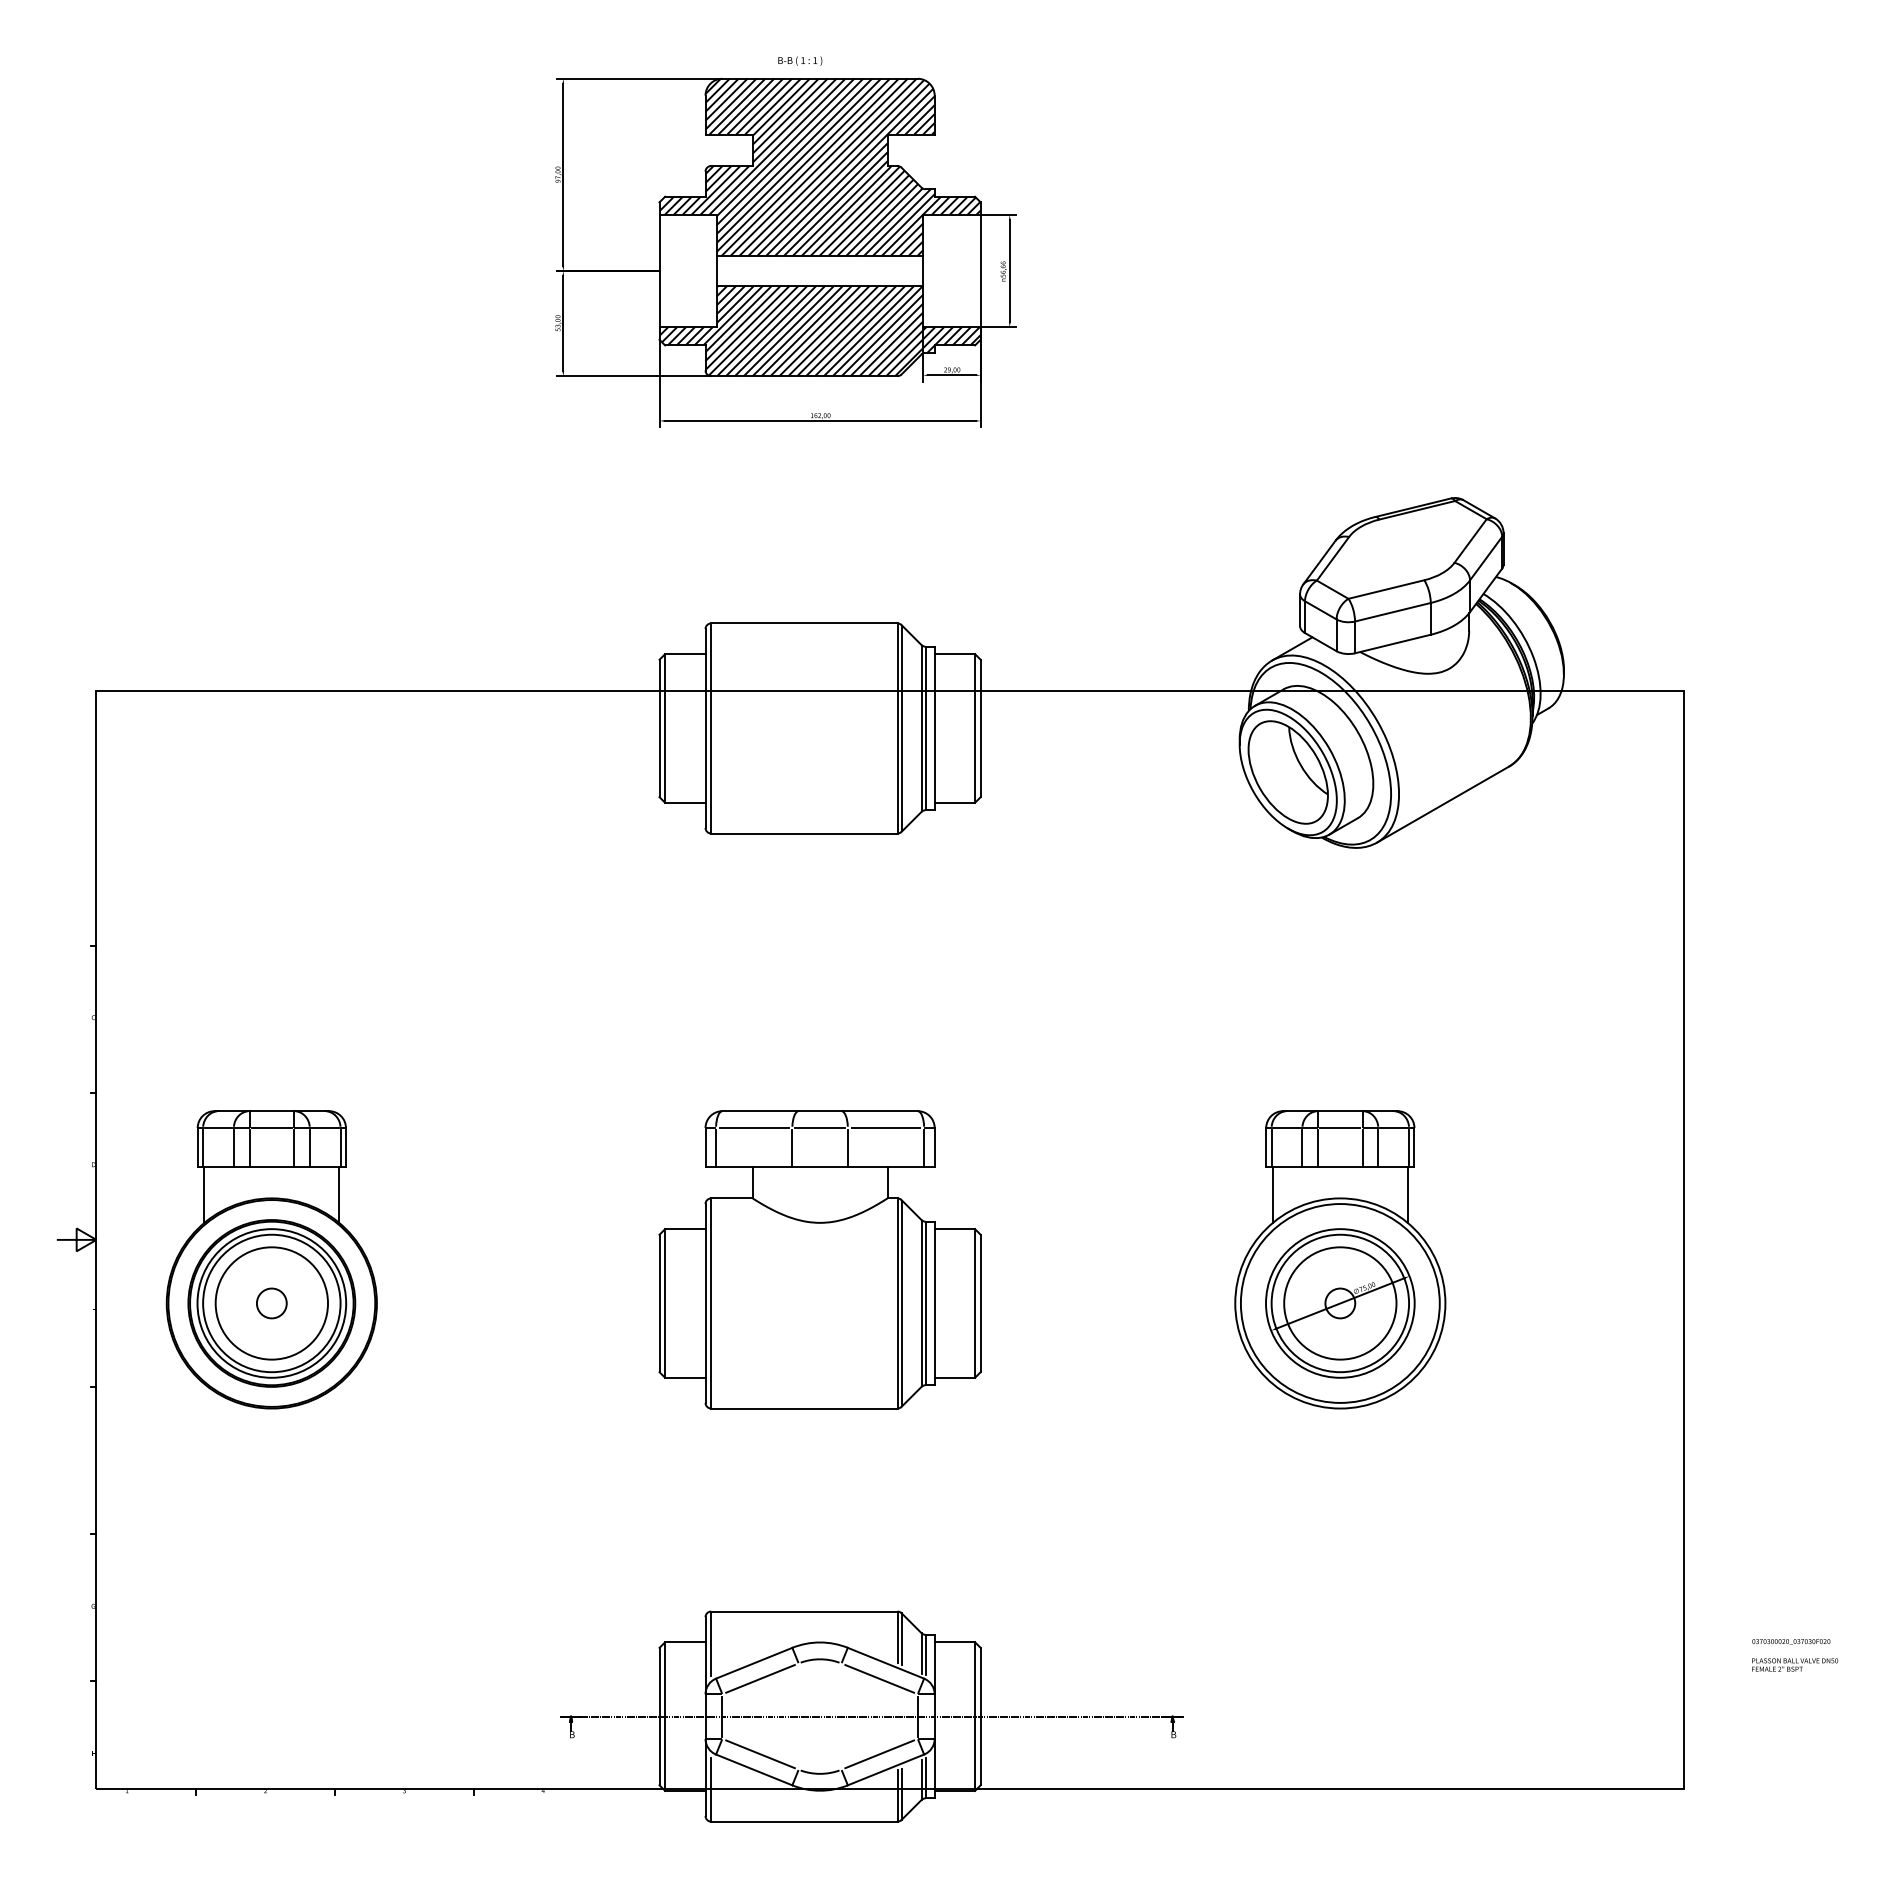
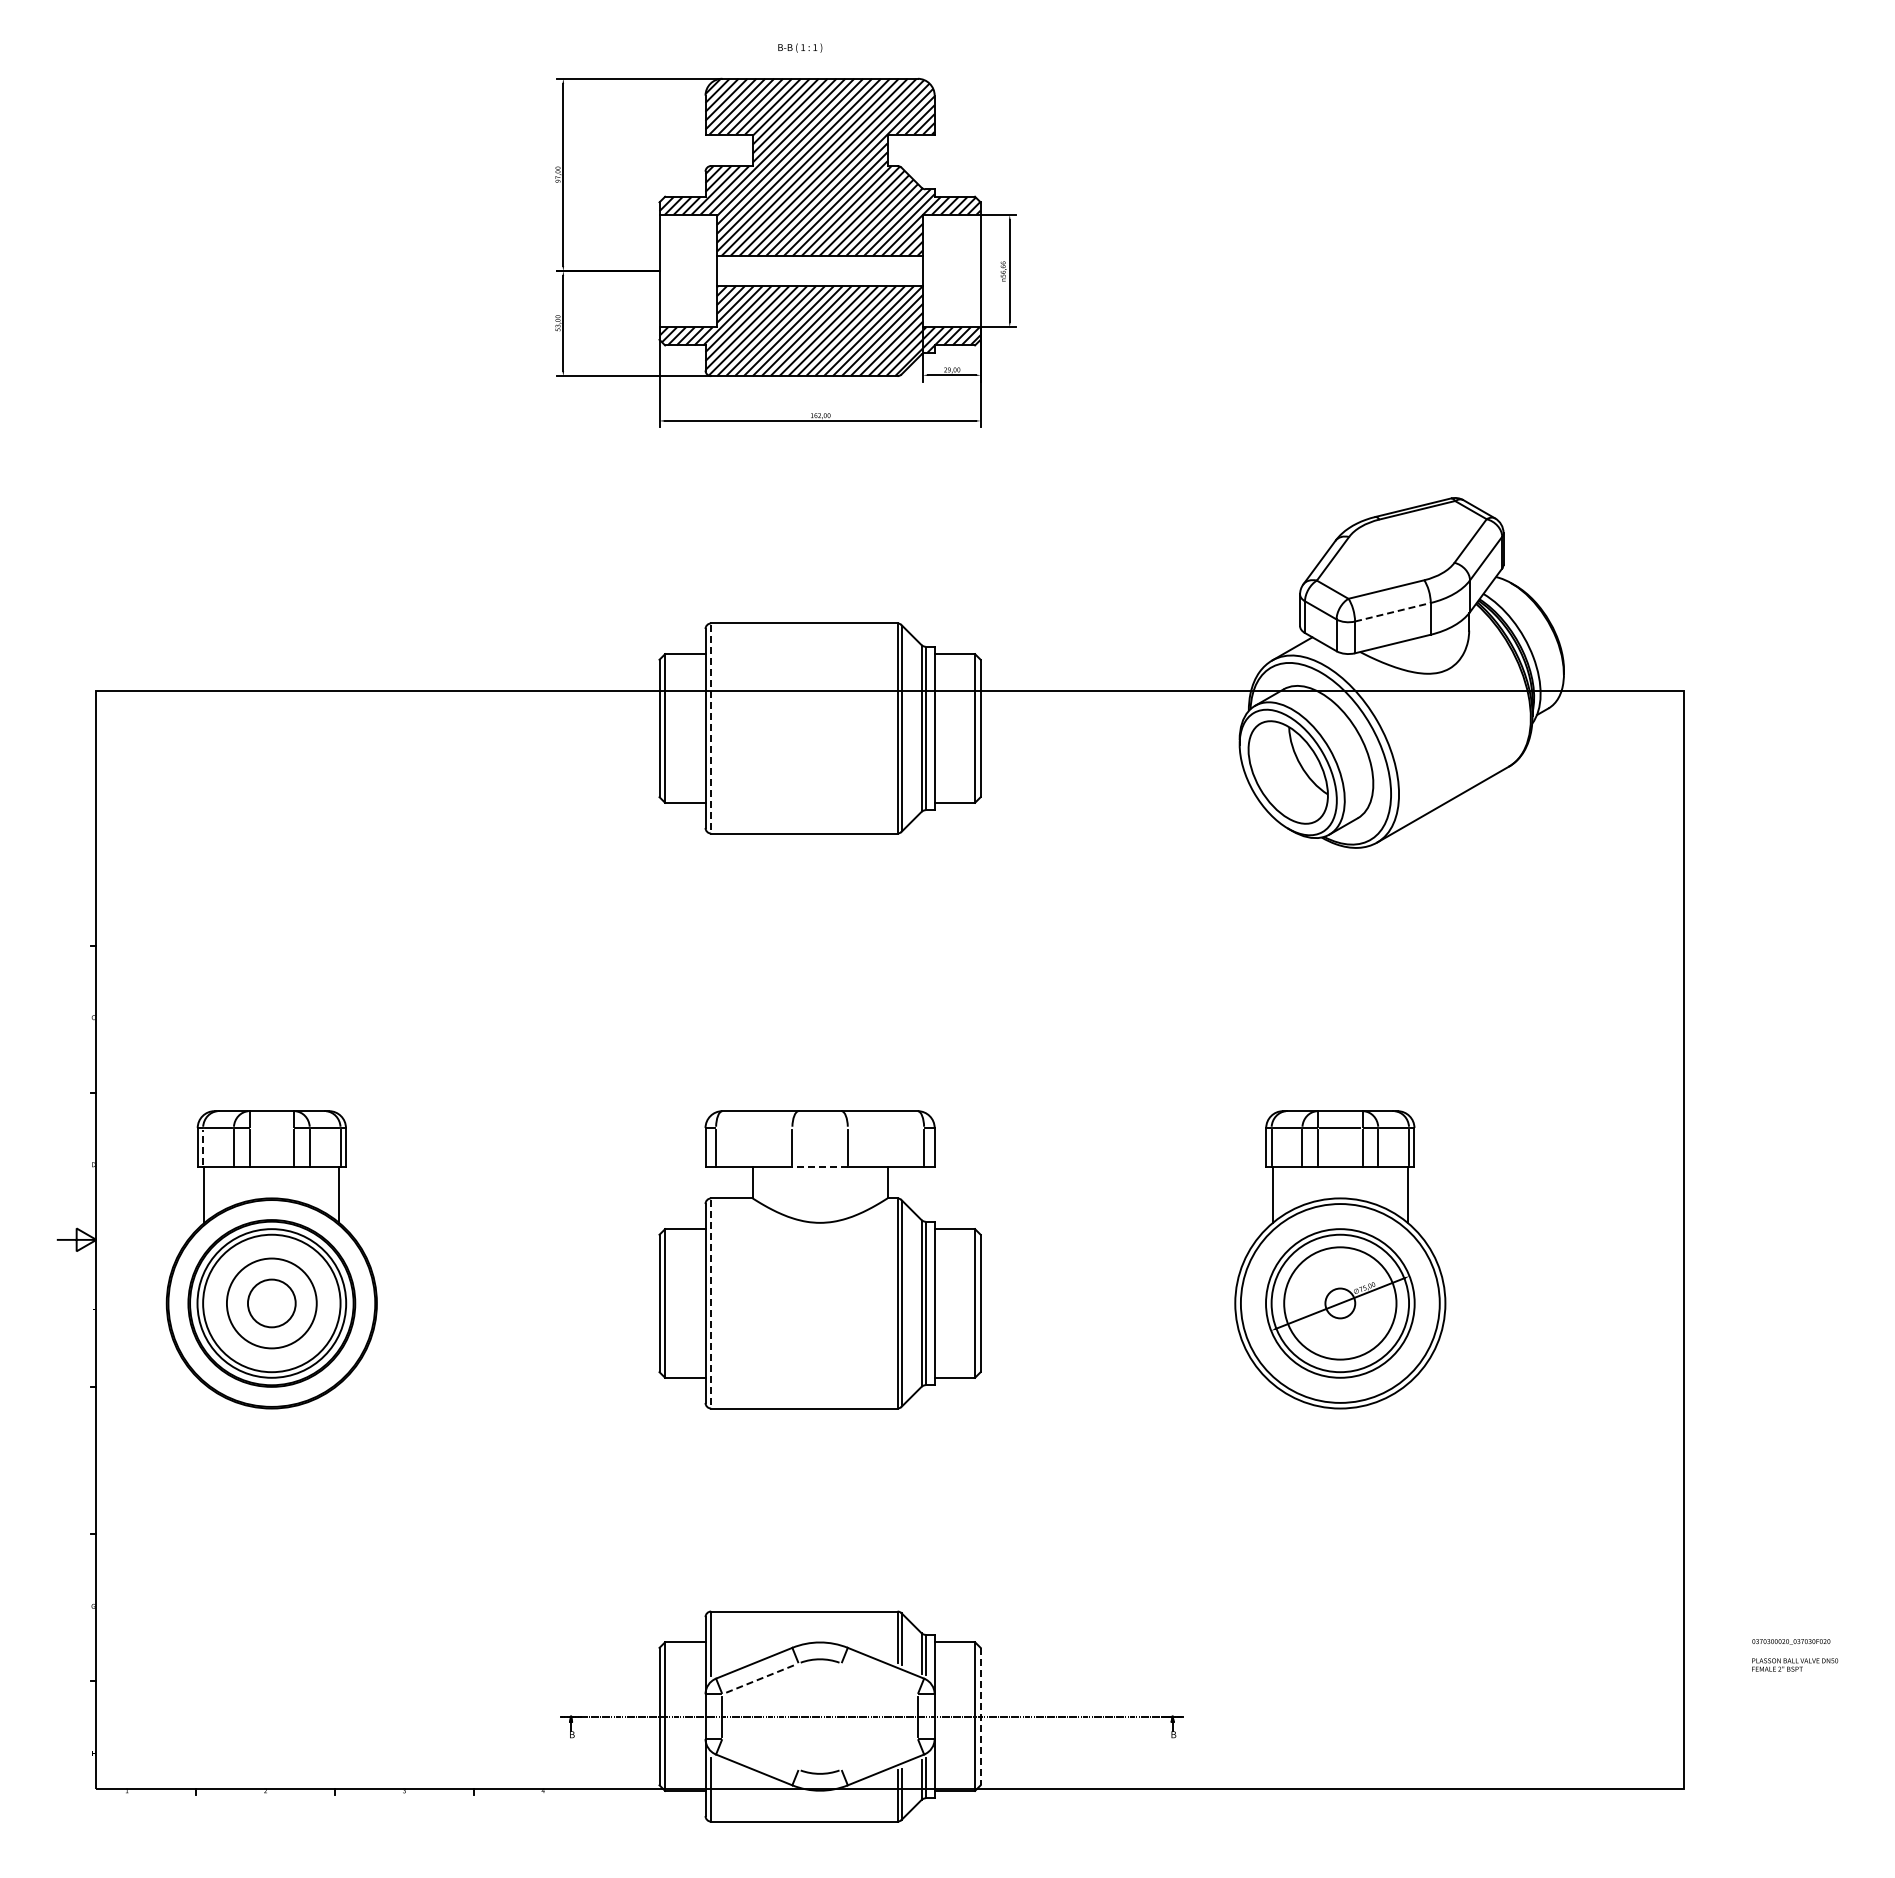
text position: (800, 60) -> (800, 47) (800, 47)
line: solid -> dashed (1392, 612)
line: solid -> dashed (711, 728)
line: present -> none (271, 1128)
line: present -> none (753, 1128)
line: present -> none (820, 1128)
line: present -> none (885, 1128)
line: solid -> dashed (203, 1146)
line: solid -> dashed (820, 1166)
circle diameter: 112 px -> 90 px (271, 1303)
circle diameter: 30 px -> 48 px (271, 1303)
line: solid -> dashed (711, 1303)
line: solid -> dashed (760, 1678)
line: present -> none (879, 1678)
line: solid -> dashed (980, 1716)
line: present -> none (760, 1754)
line: present -> none (879, 1754)
